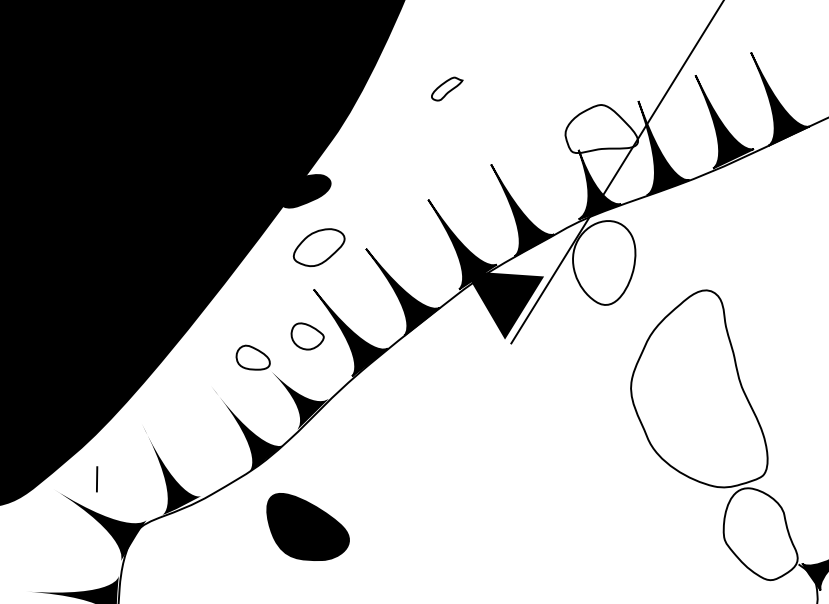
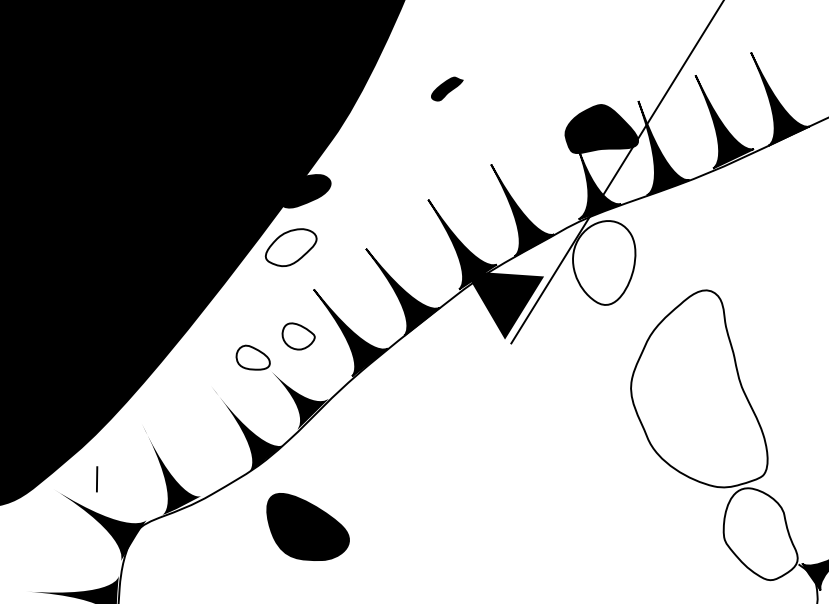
fill: none -> present (446, 88)
fill: none -> present (601, 129)
part position: (318, 247) -> (290, 247) (290, 247)
part position: (307, 336) -> (298, 336) (298, 336)
